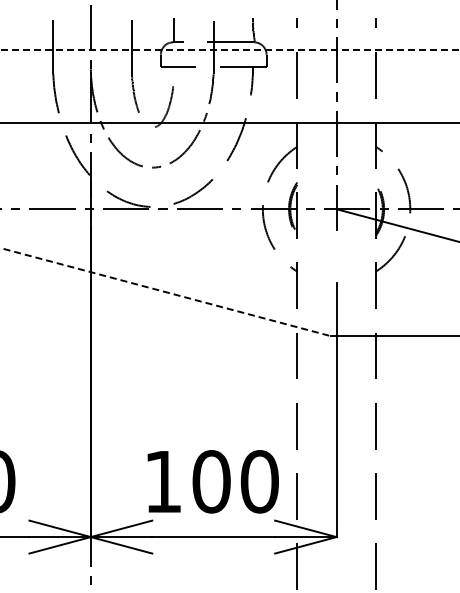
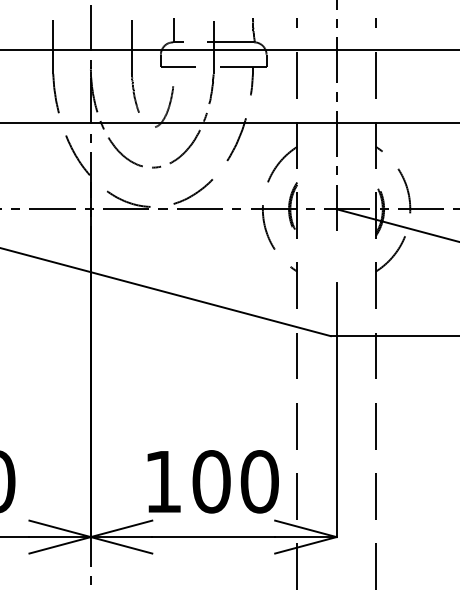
line: dashed -> solid (230, 49)
line: dashed -> solid (165, 292)
